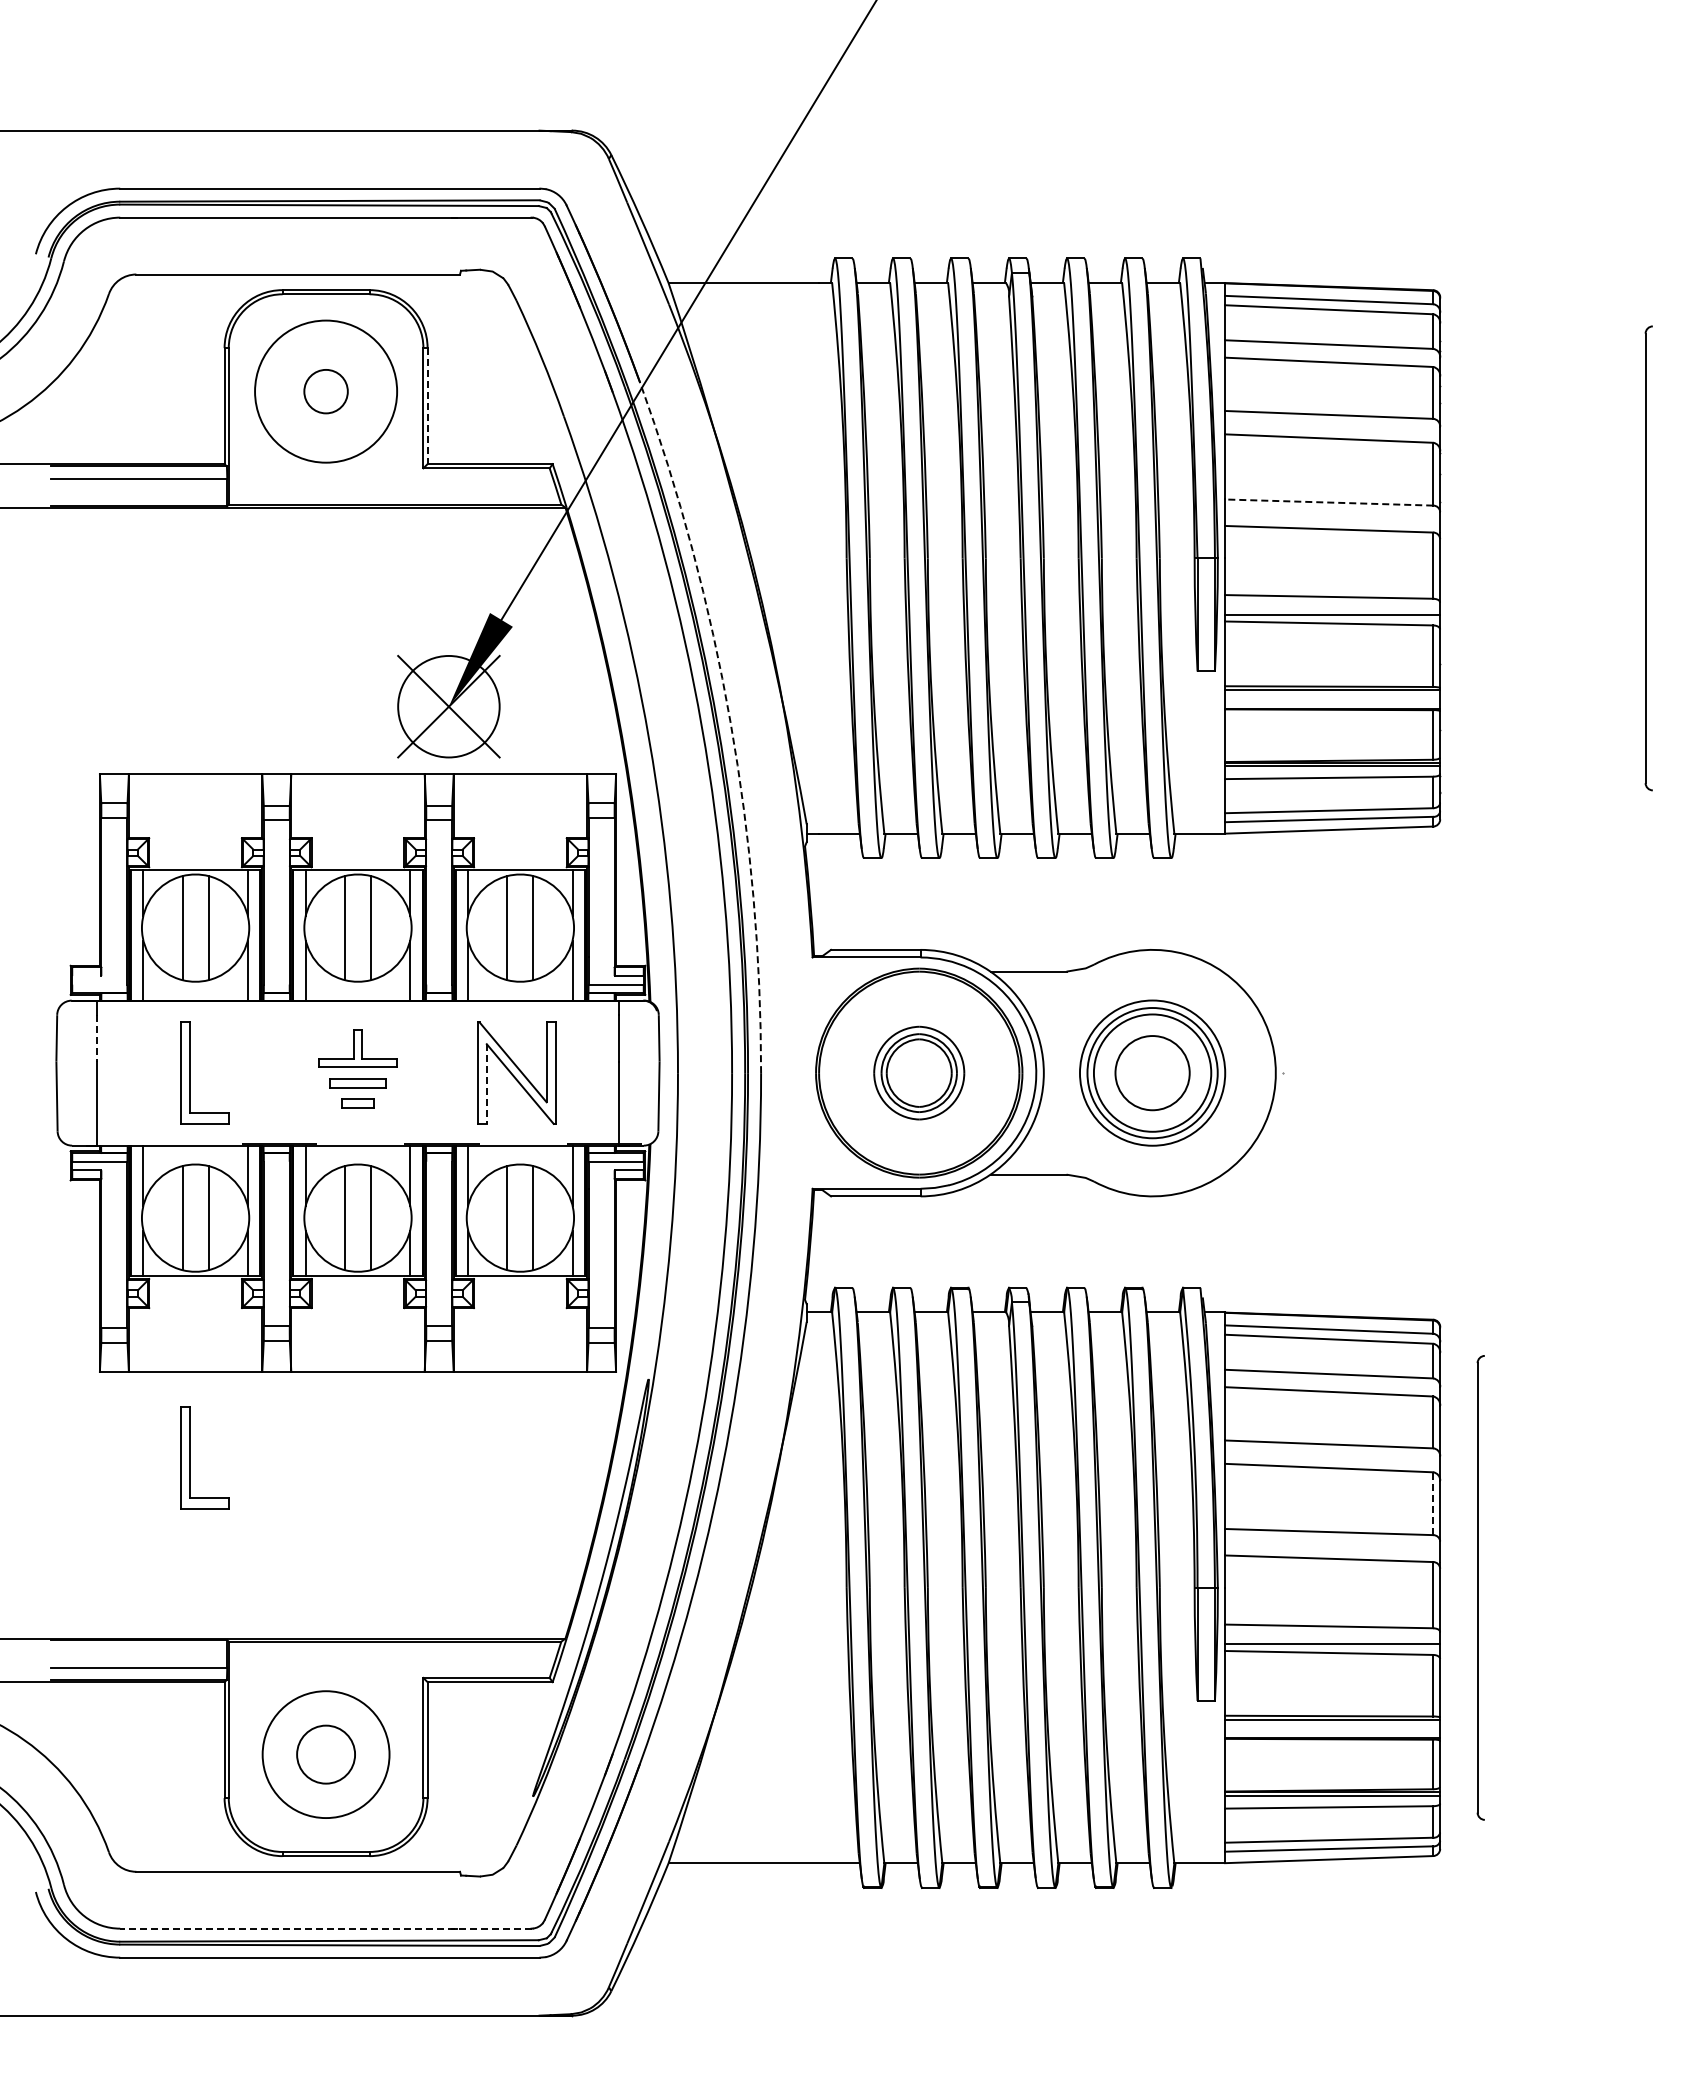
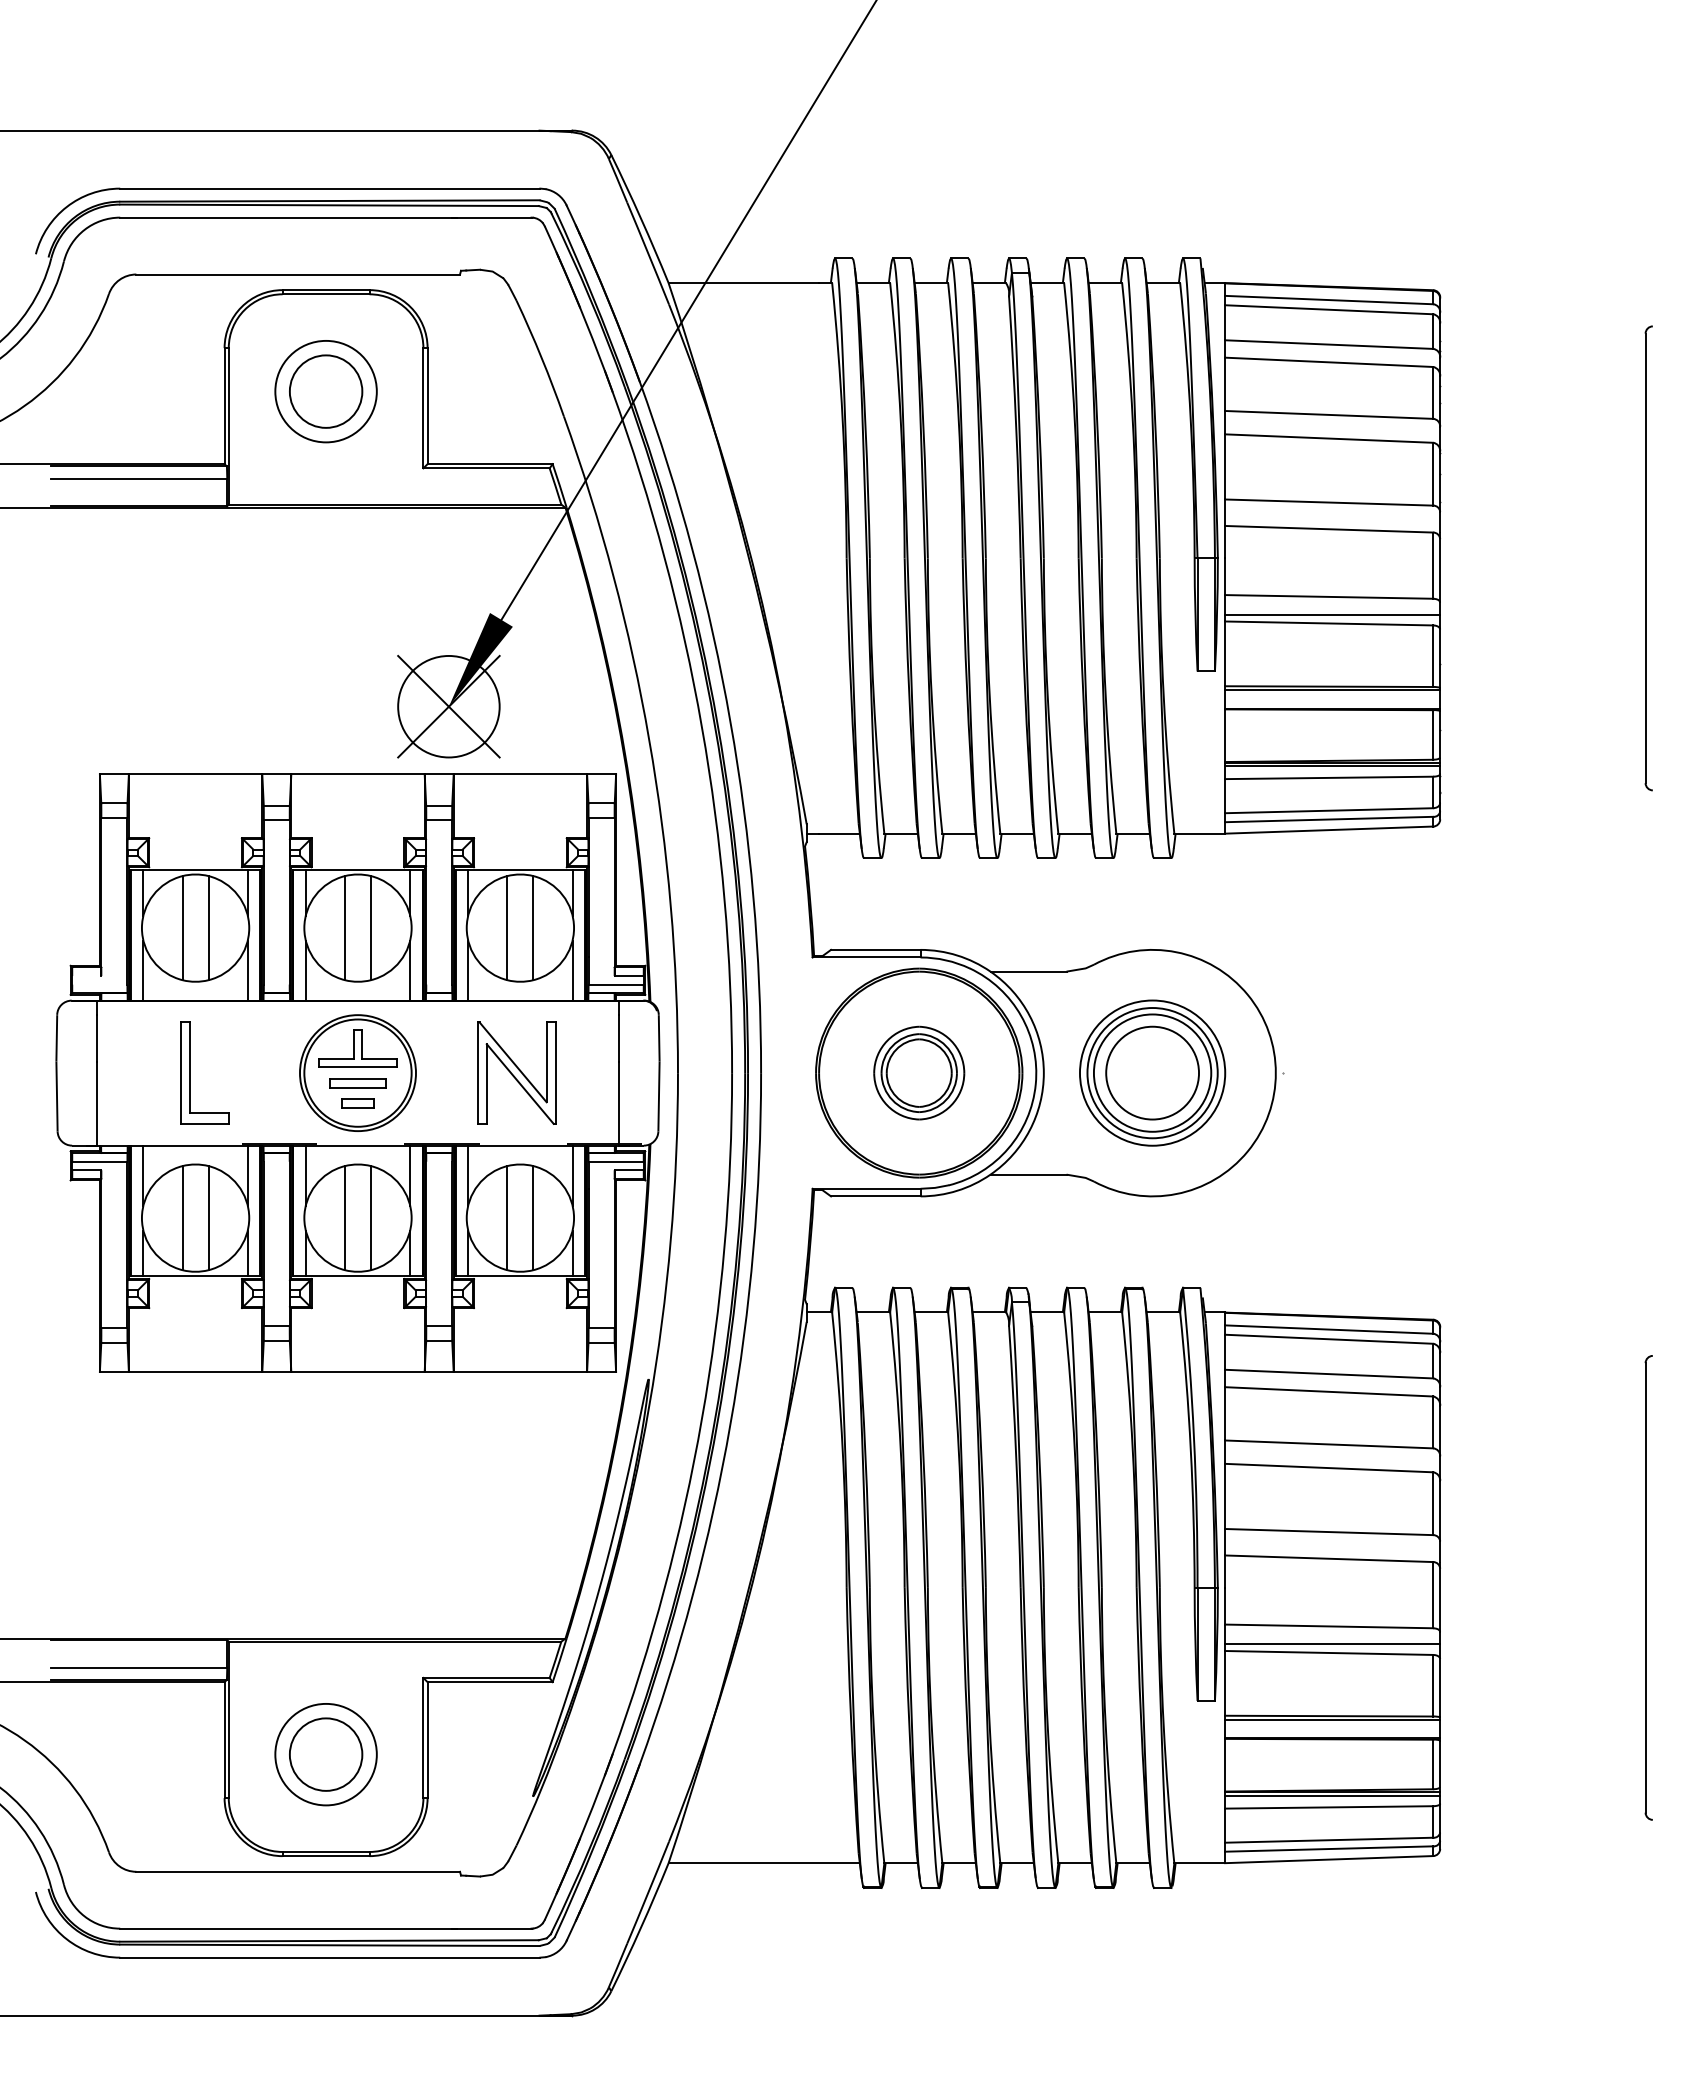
circle diameter: 44 px -> 73 px (325, 391)
circle diameter: 142 px -> 102 px (325, 391)
line: dashed -> solid (427, 406)
line: dashed -> solid (1328, 502)
arc: dashed -> solid (730, 721)
line: dashed -> solid (97, 1038)
part: none -> present (357, 1072)
circle diameter: 74 px -> 93 px (1152, 1072)
line: dashed -> solid (486, 1084)
part: present -> none (190, 1457)
line: dashed -> solid (1433, 1503)
part position: (1480, 1587) -> (1648, 1587) (1648, 1587)
circle diameter: 127 px -> 102 px (325, 1754)
circle diameter: 58 px -> 73 px (325, 1754)
line: dashed -> solid (325, 1928)
